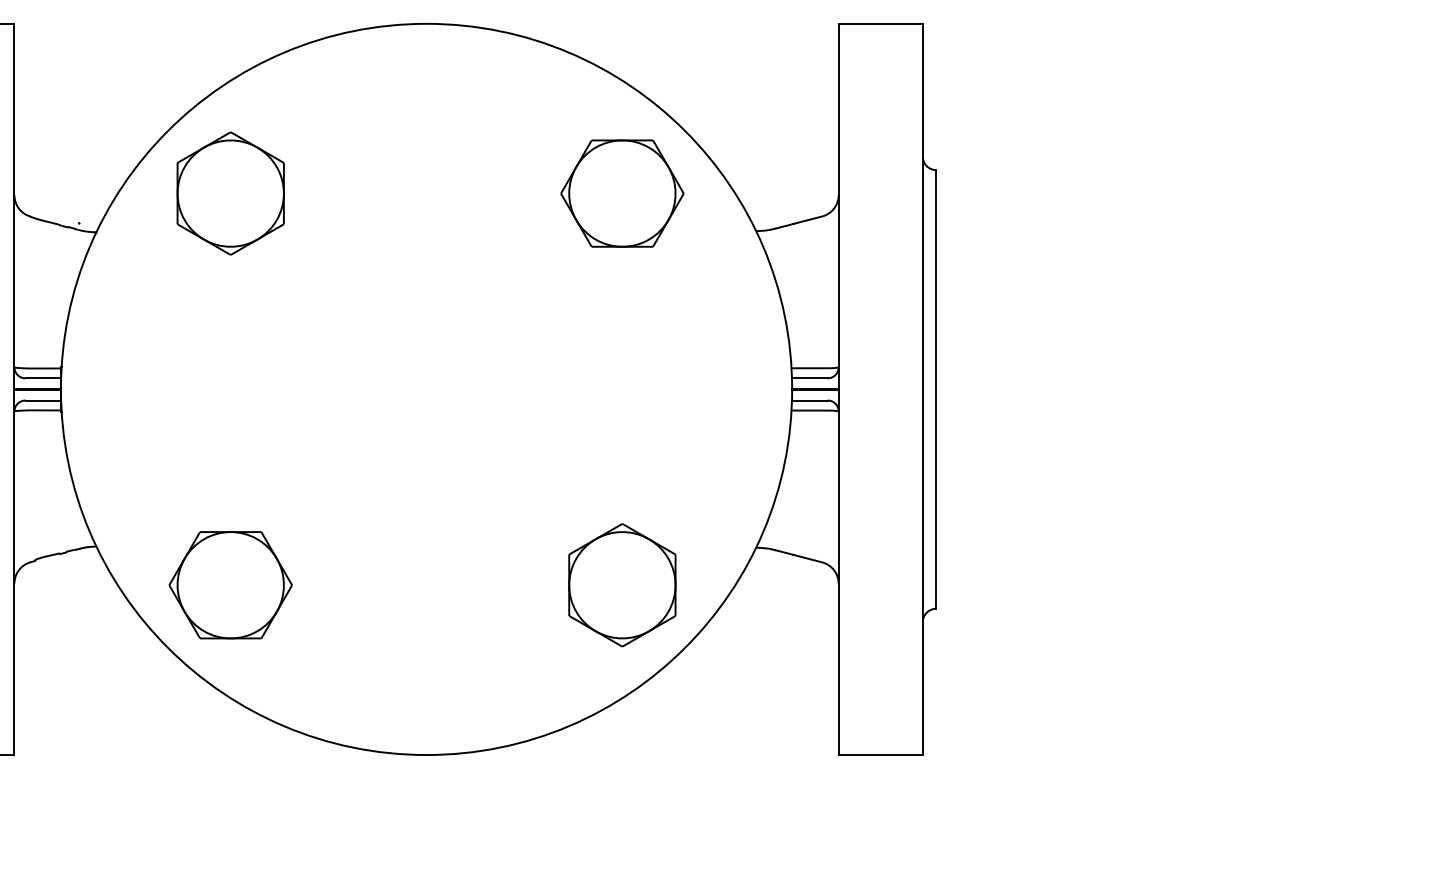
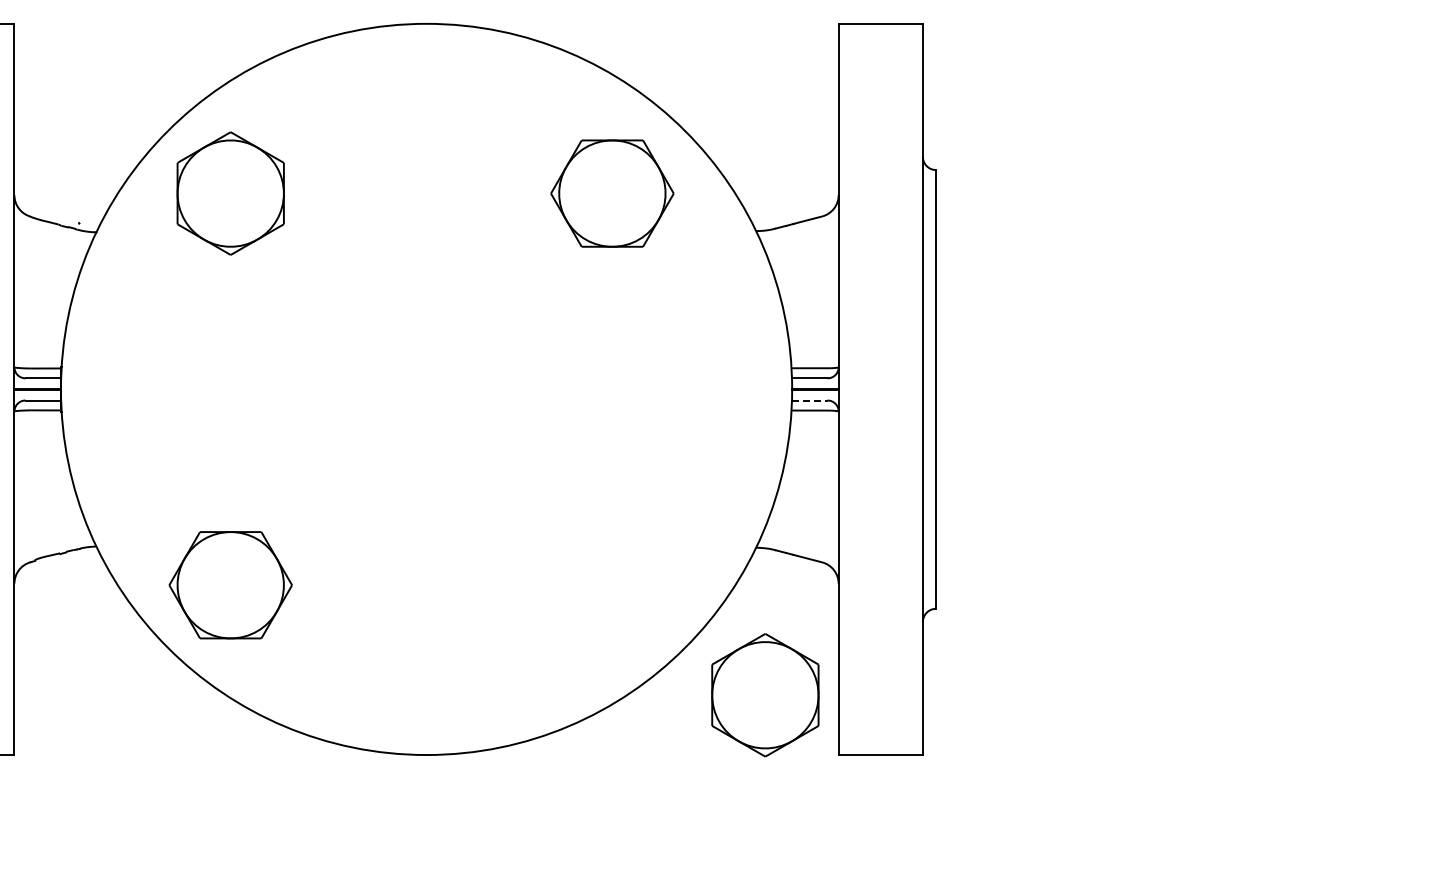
part position: (622, 193) -> (612, 193) (612, 193)
line: solid -> dashed (809, 400)
part position: (622, 585) -> (765, 695) (765, 695)
